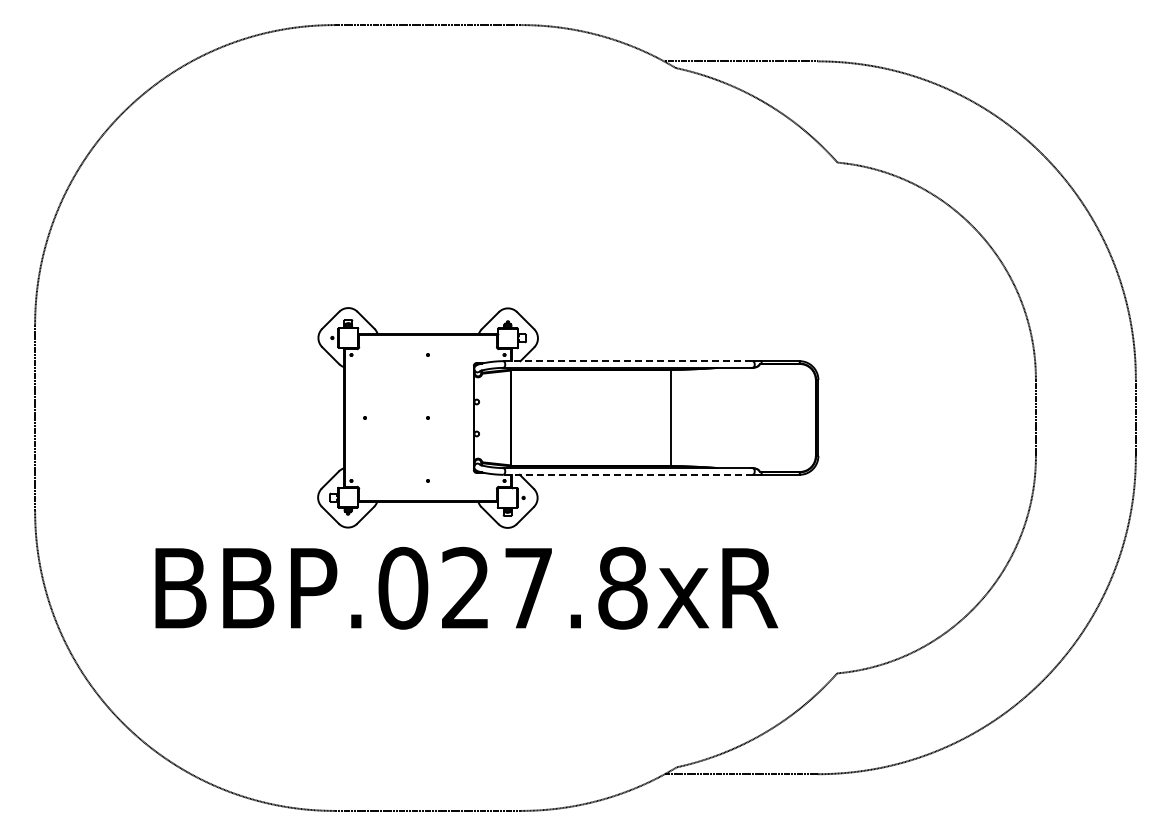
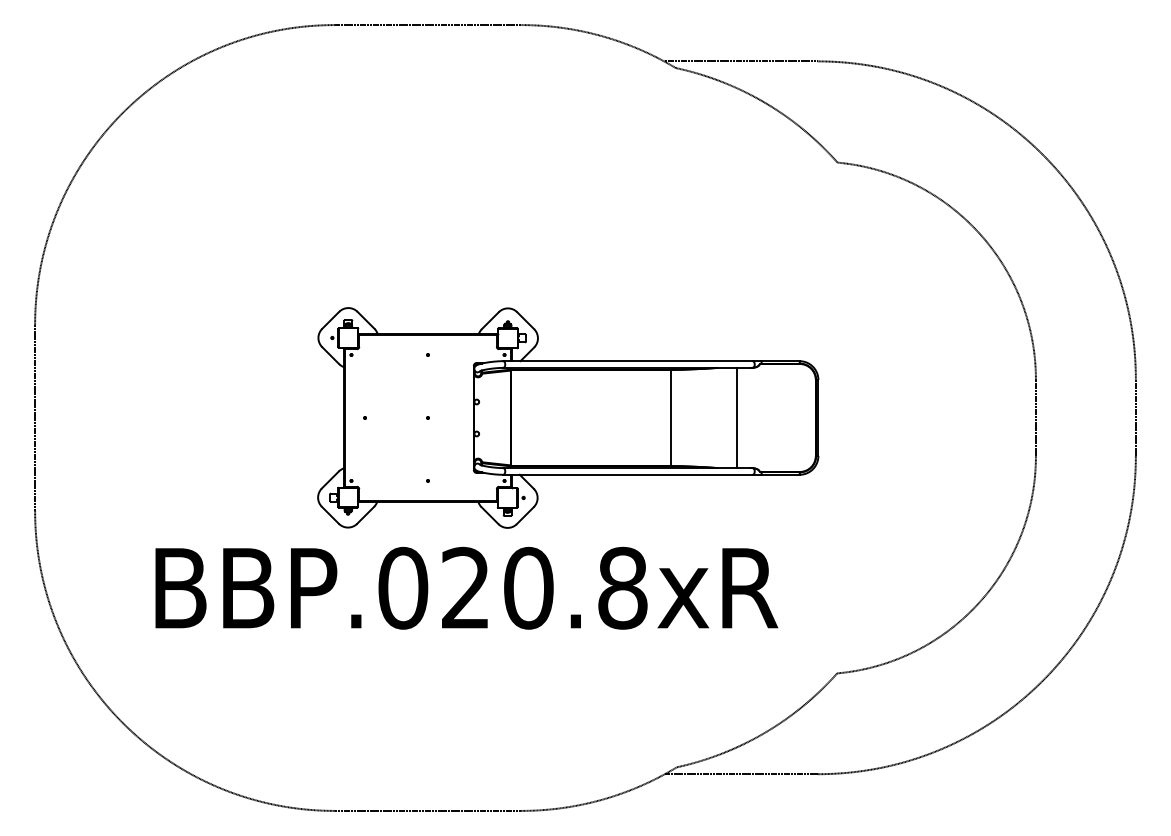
line: dashed -> solid (627, 361)
line: none -> present (736, 417)
line: dashed -> solid (627, 474)
text: BBP.027.8xR -> BBP.020.8xR (528, 587)
